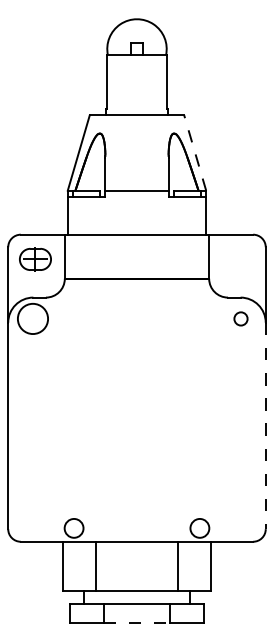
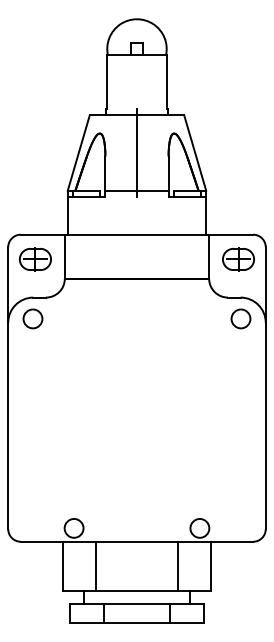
line: none -> present (137, 152)
line: dashed -> solid (195, 152)
part: none -> present (238, 259)
circle diameter: 30 px -> 19 px (32, 318)
circle size: 16x16 px -> 22x22 px (240, 318)
line: dashed -> solid (265, 426)
line: dashed -> solid (137, 622)
